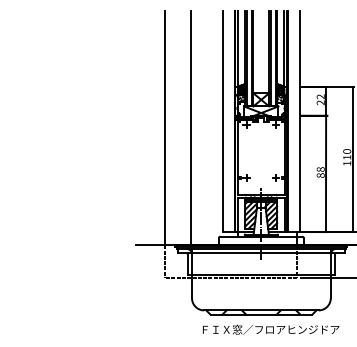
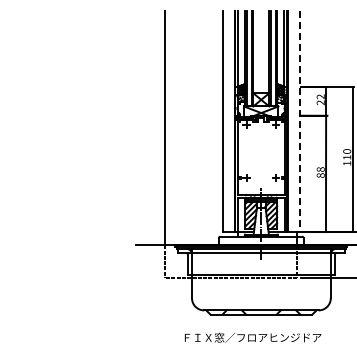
line: solid -> dashed (299, 122)
line: present -> none (191, 128)
text position: (271, 329) -> (253, 337) (253, 337)
